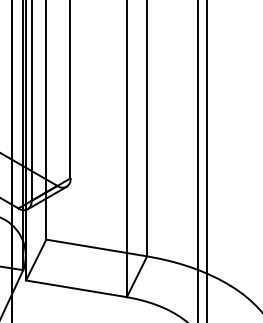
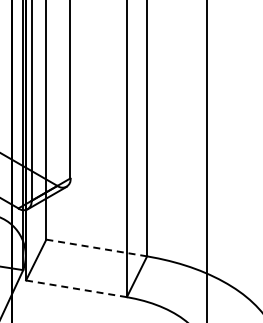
line: present -> none (197, 160)
line: solid -> dashed (97, 248)
line: solid -> dashed (76, 288)
